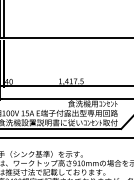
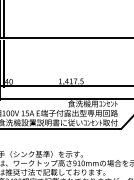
line: present -> none (66, 138)
